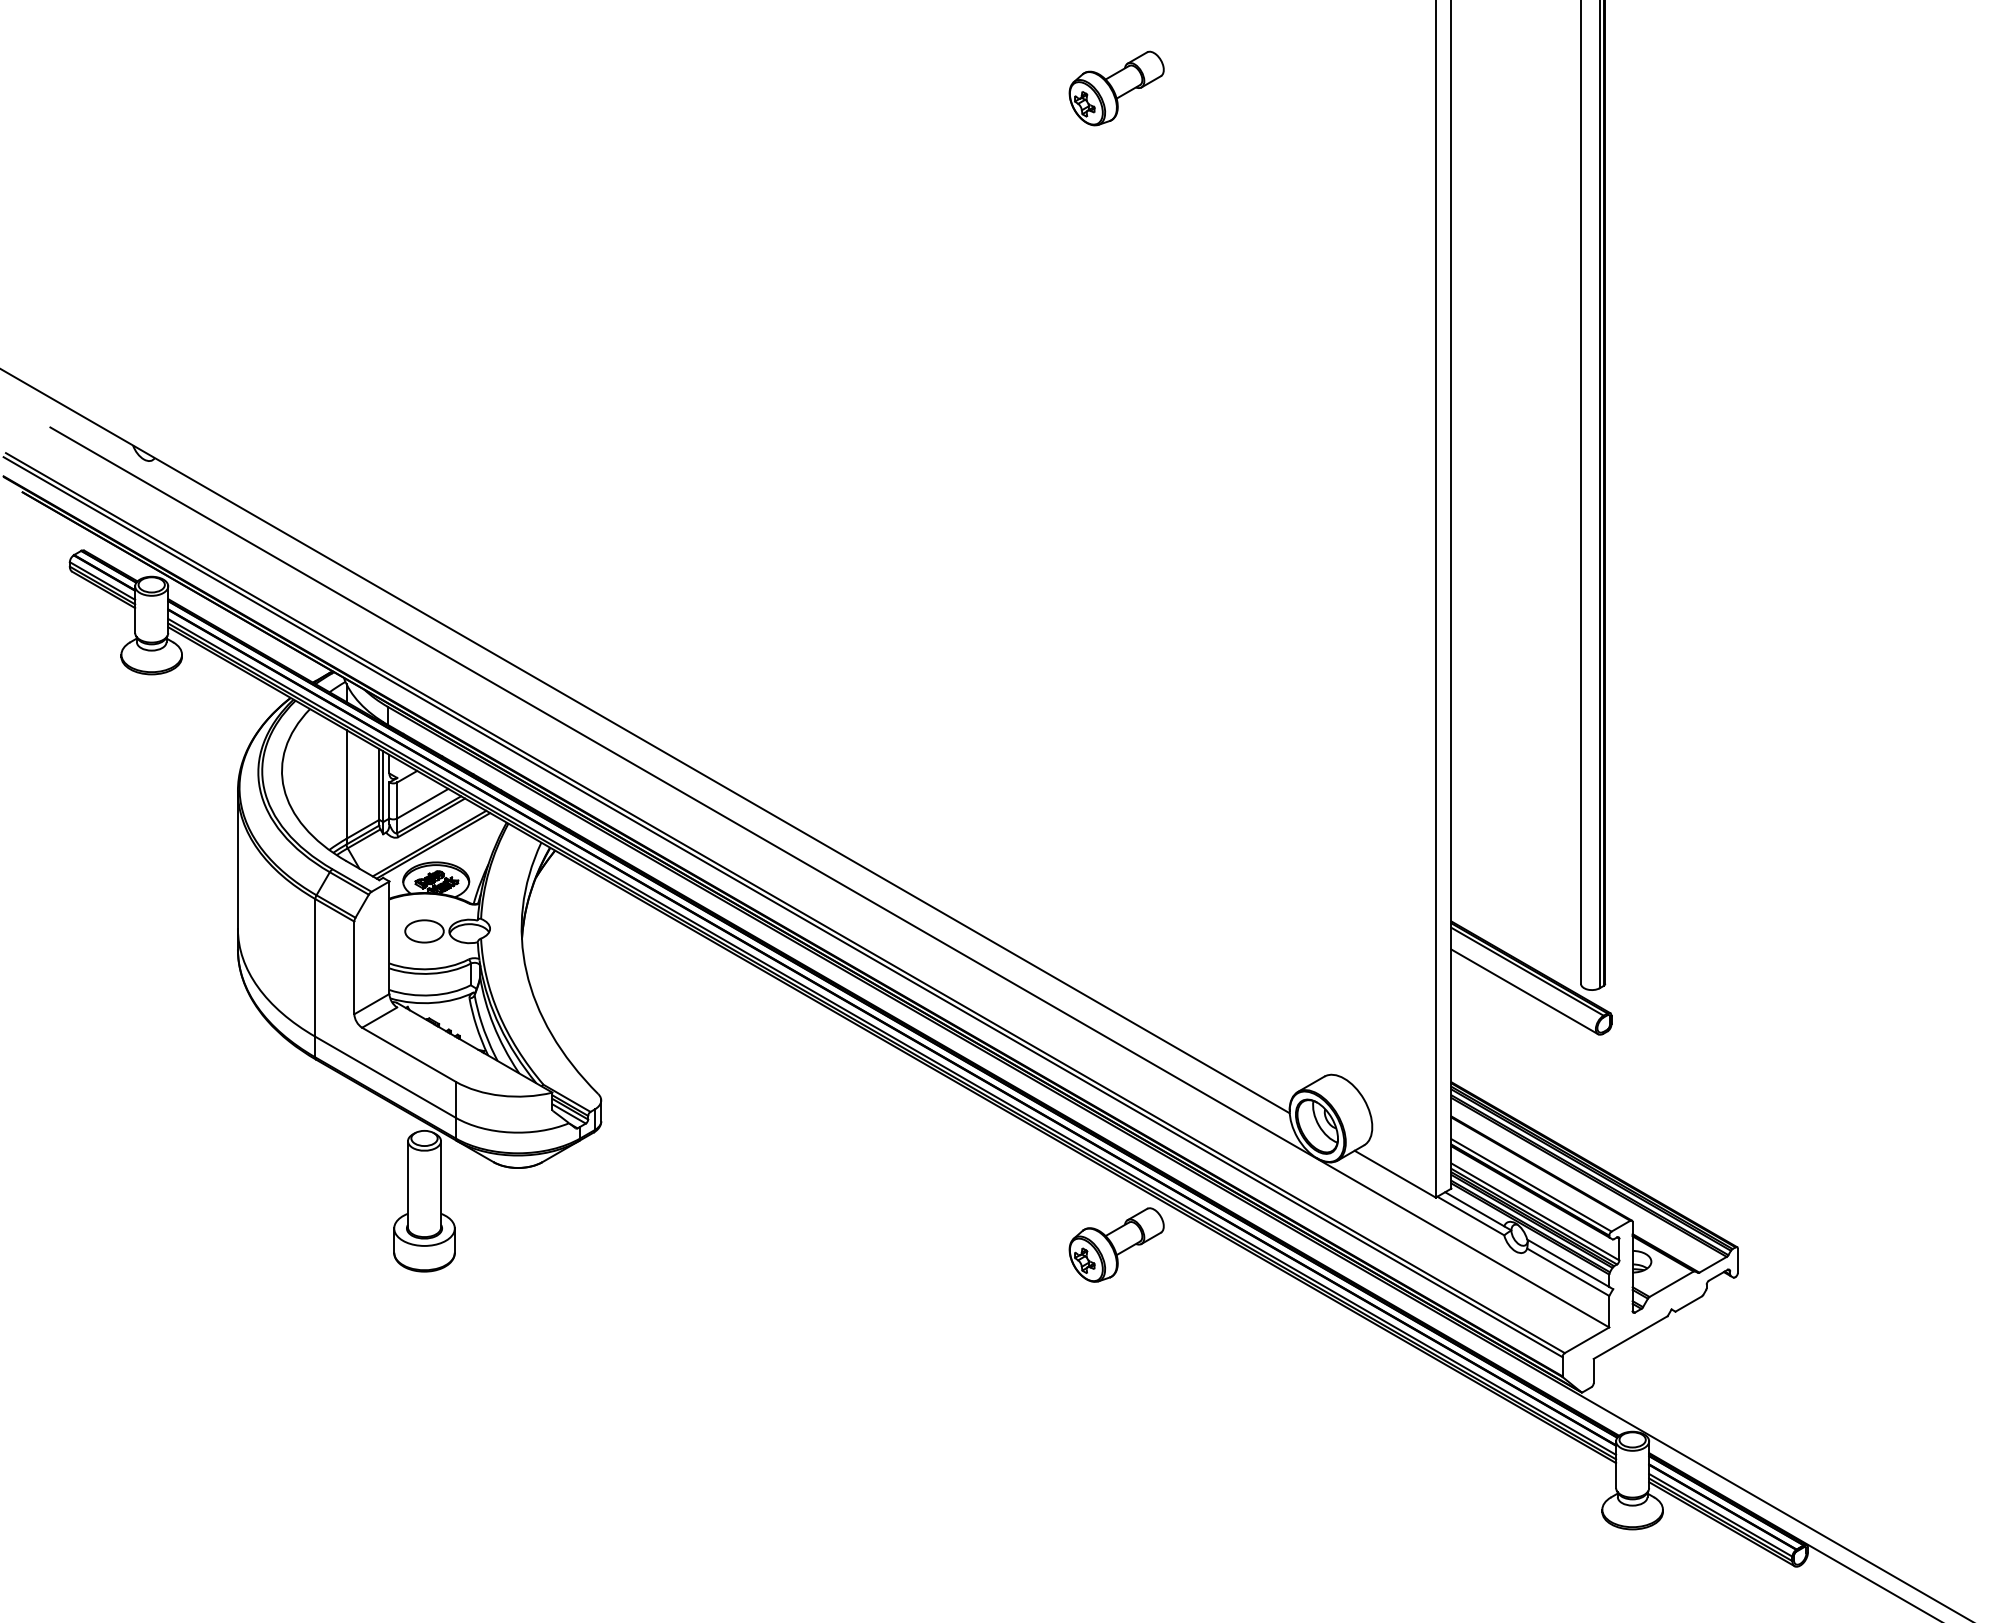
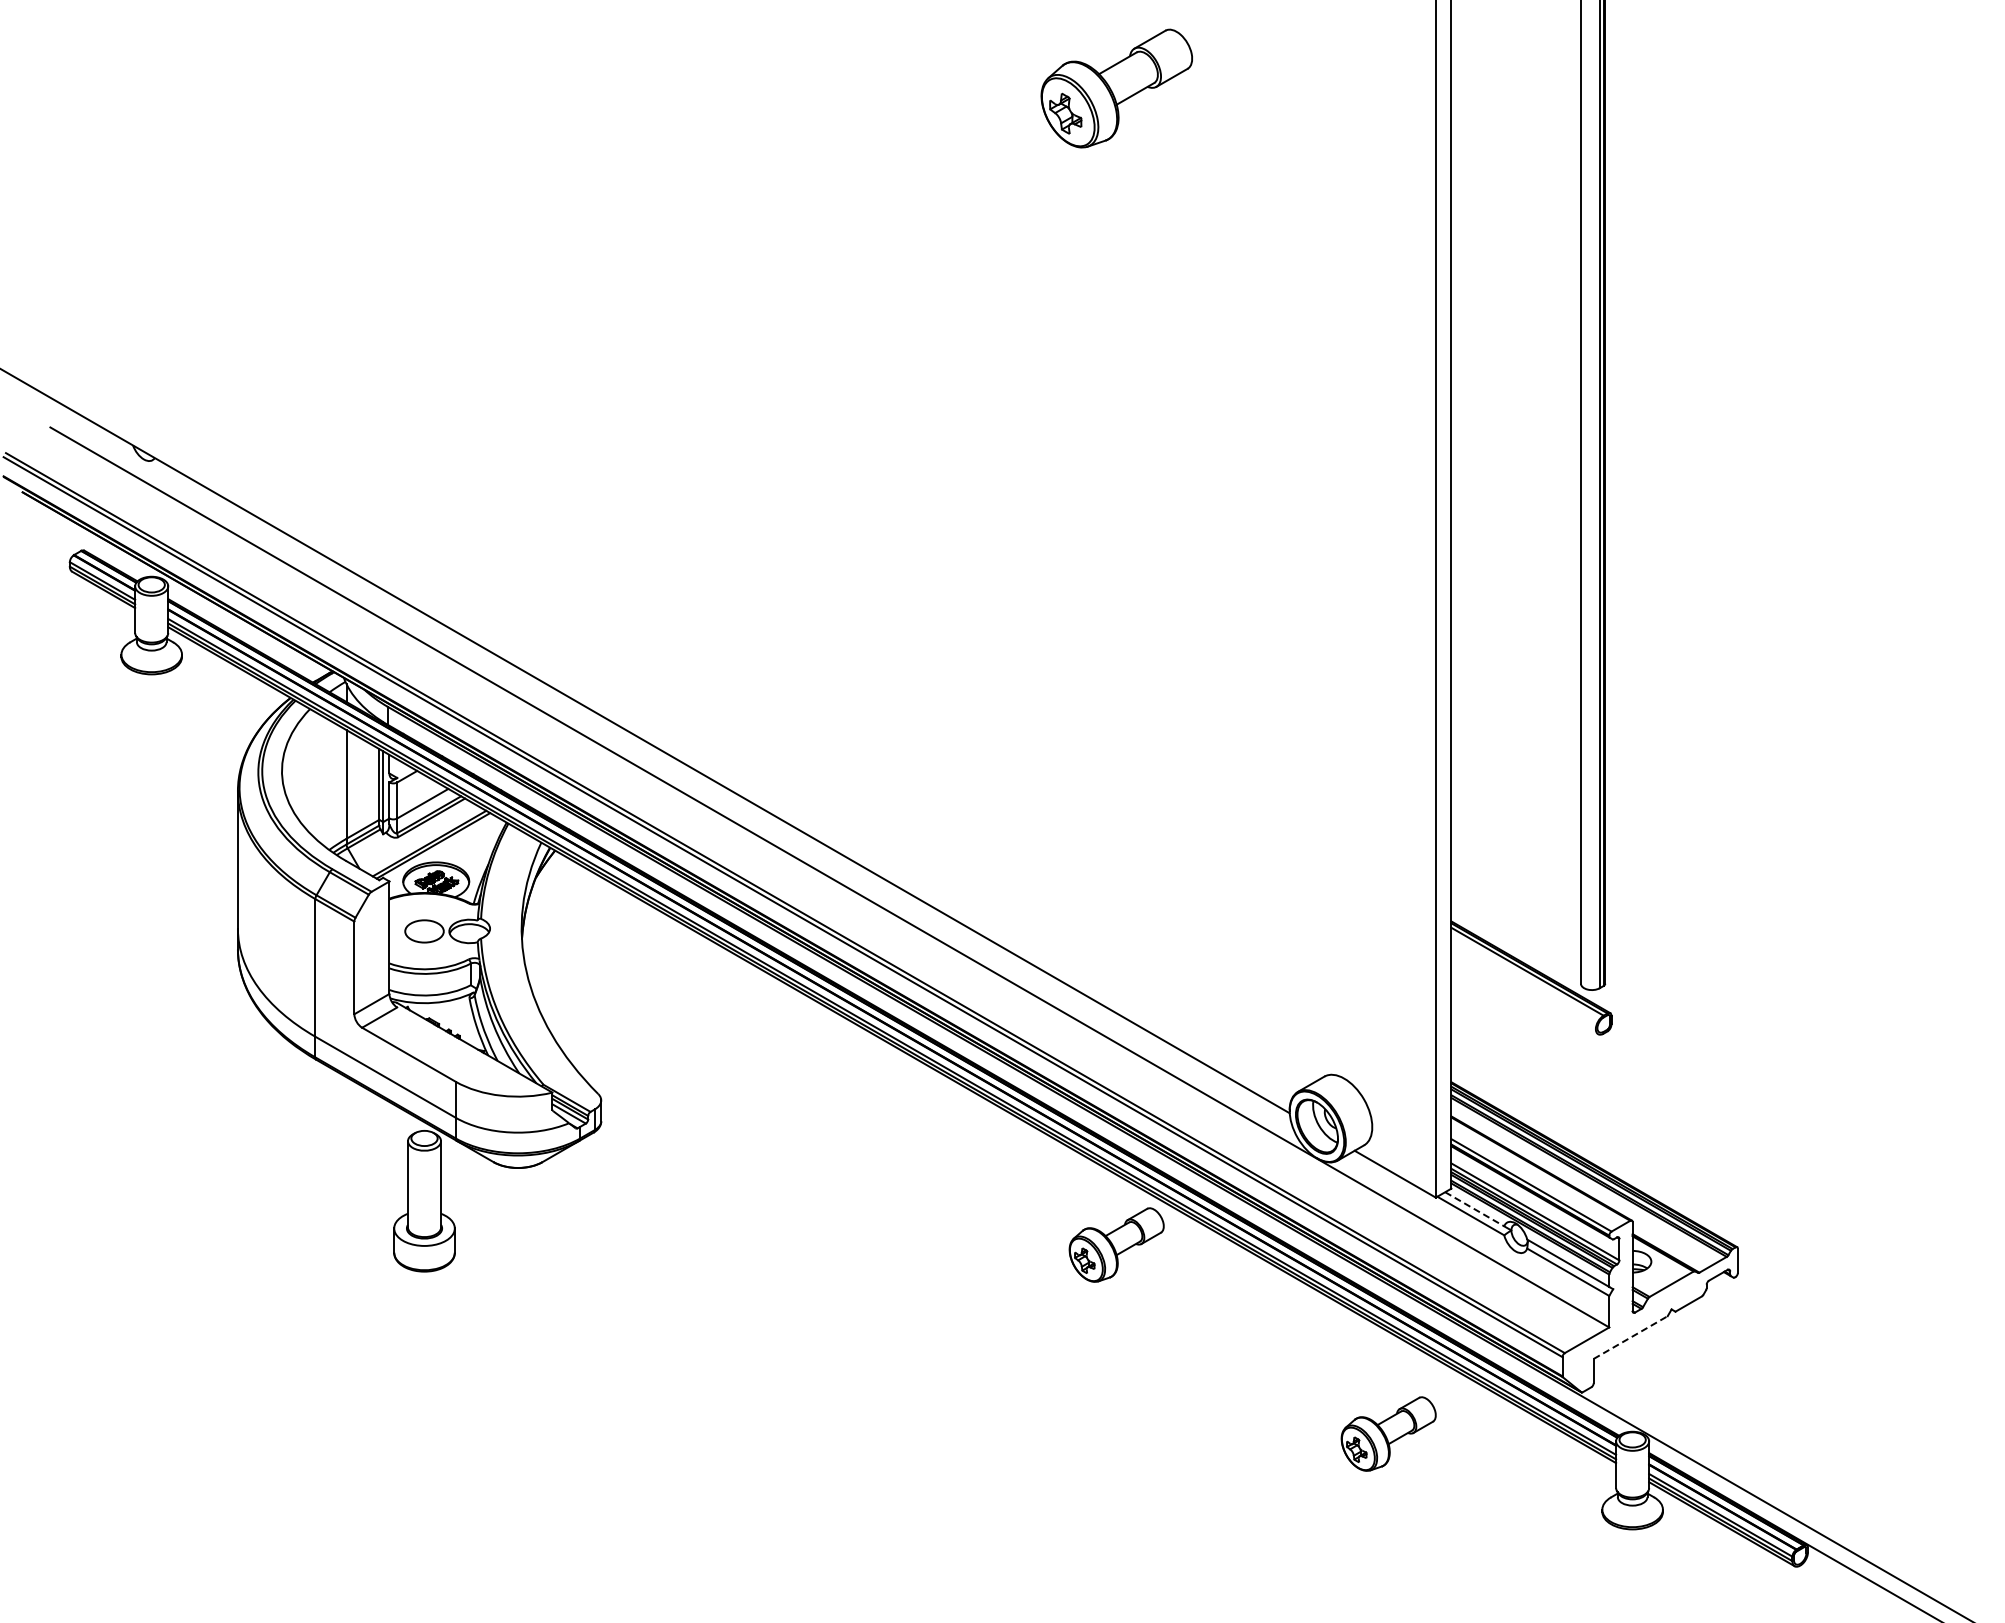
part size: 97x77 px -> 153x121 px (1116, 88)
line: present -> none (1524, 991)
line: solid -> dashed (1475, 1209)
line: solid -> dashed (1630, 1337)
part: none -> present (1388, 1433)
